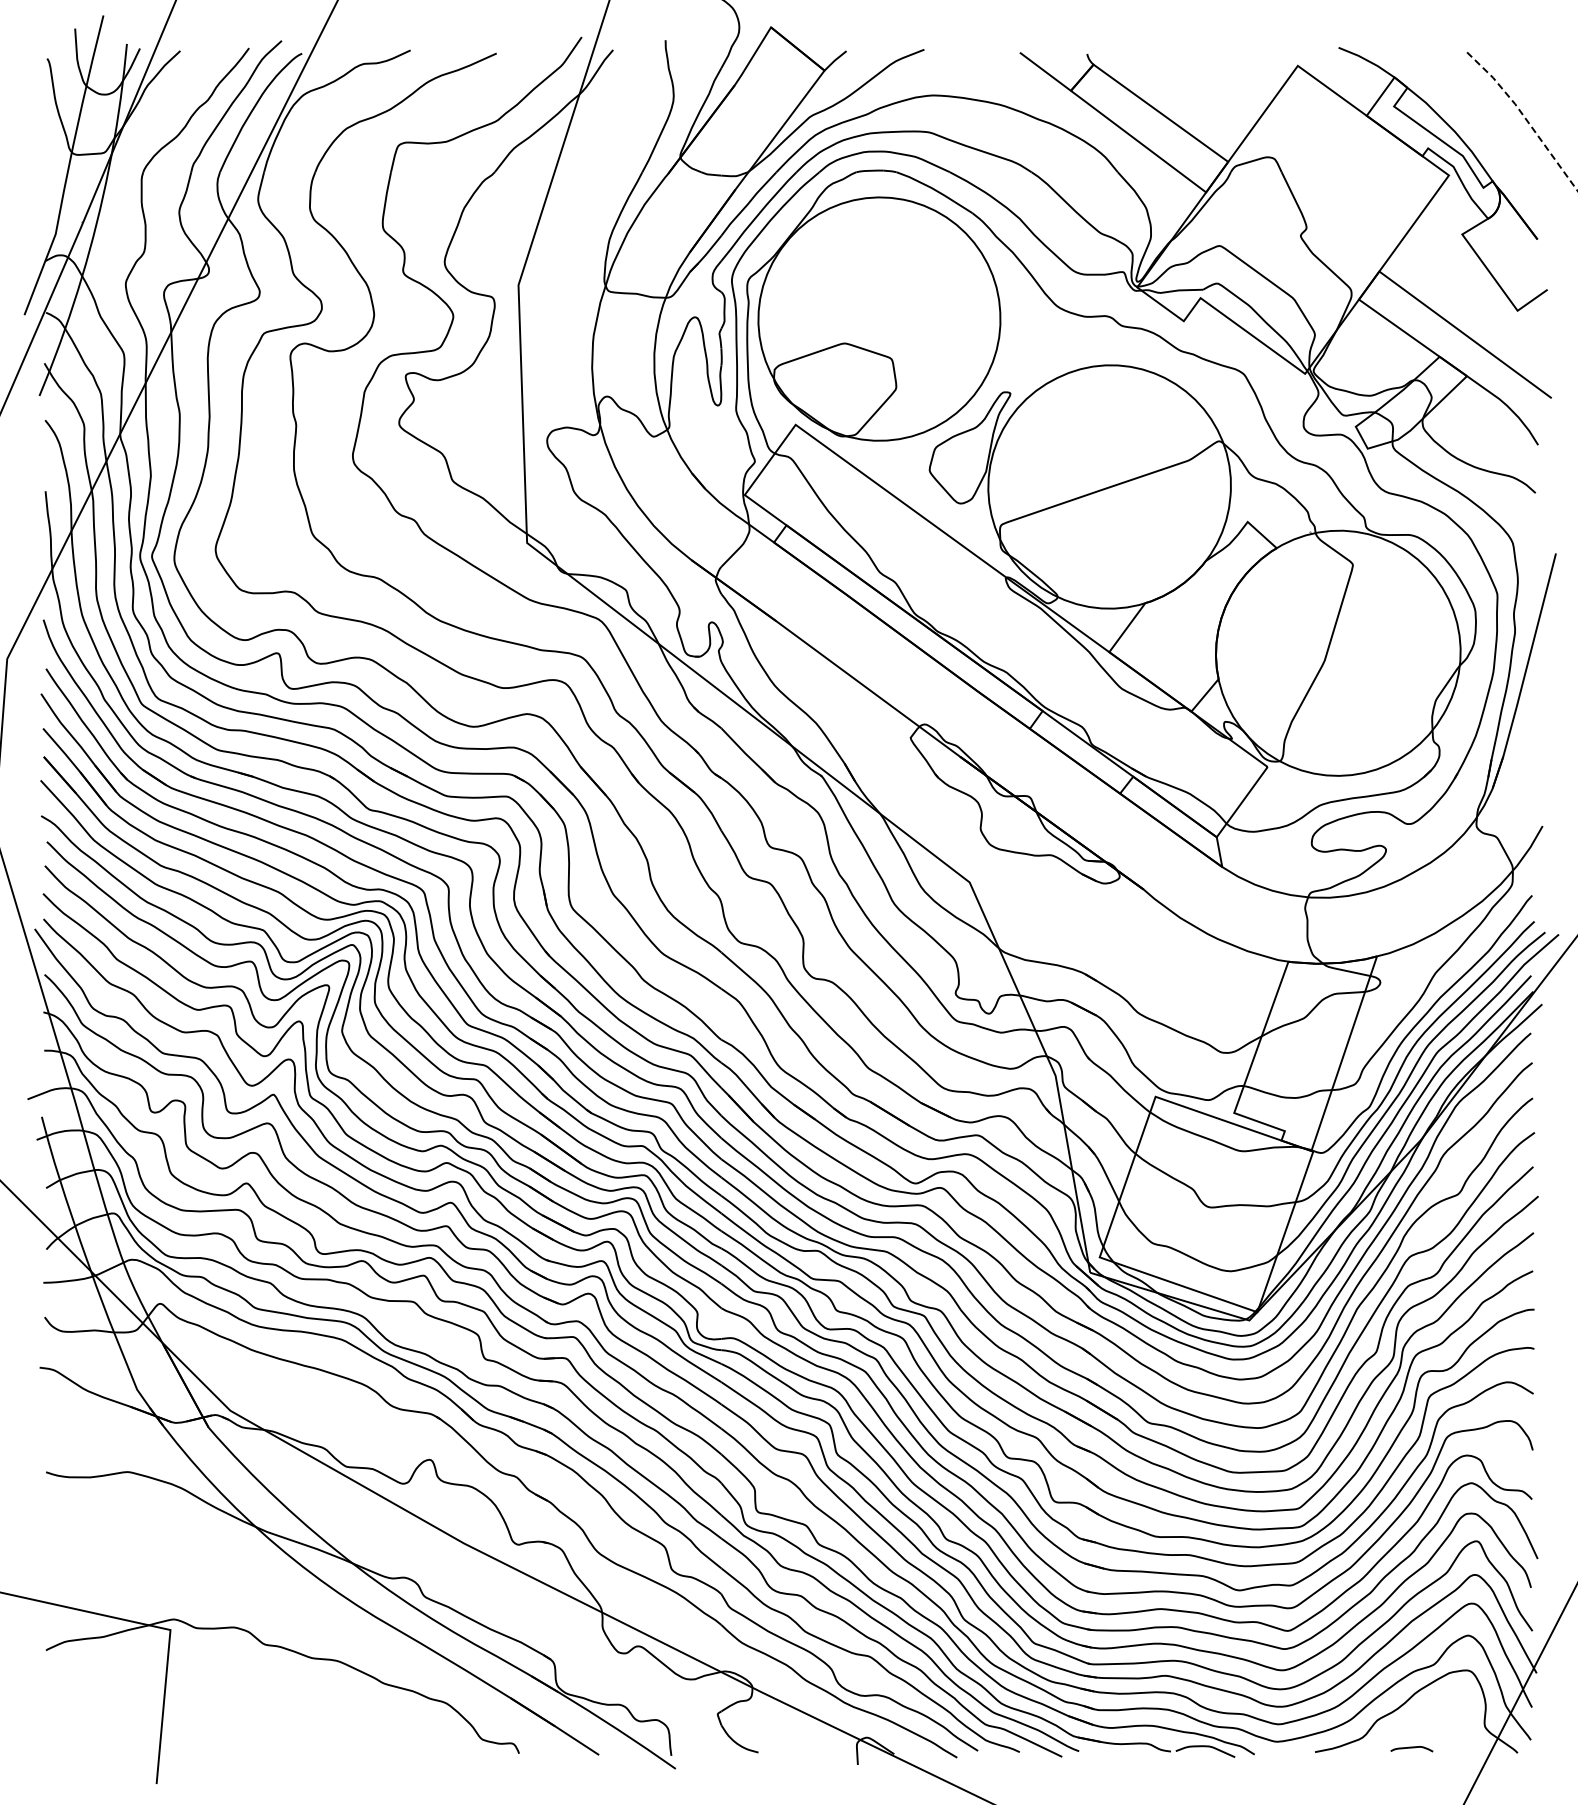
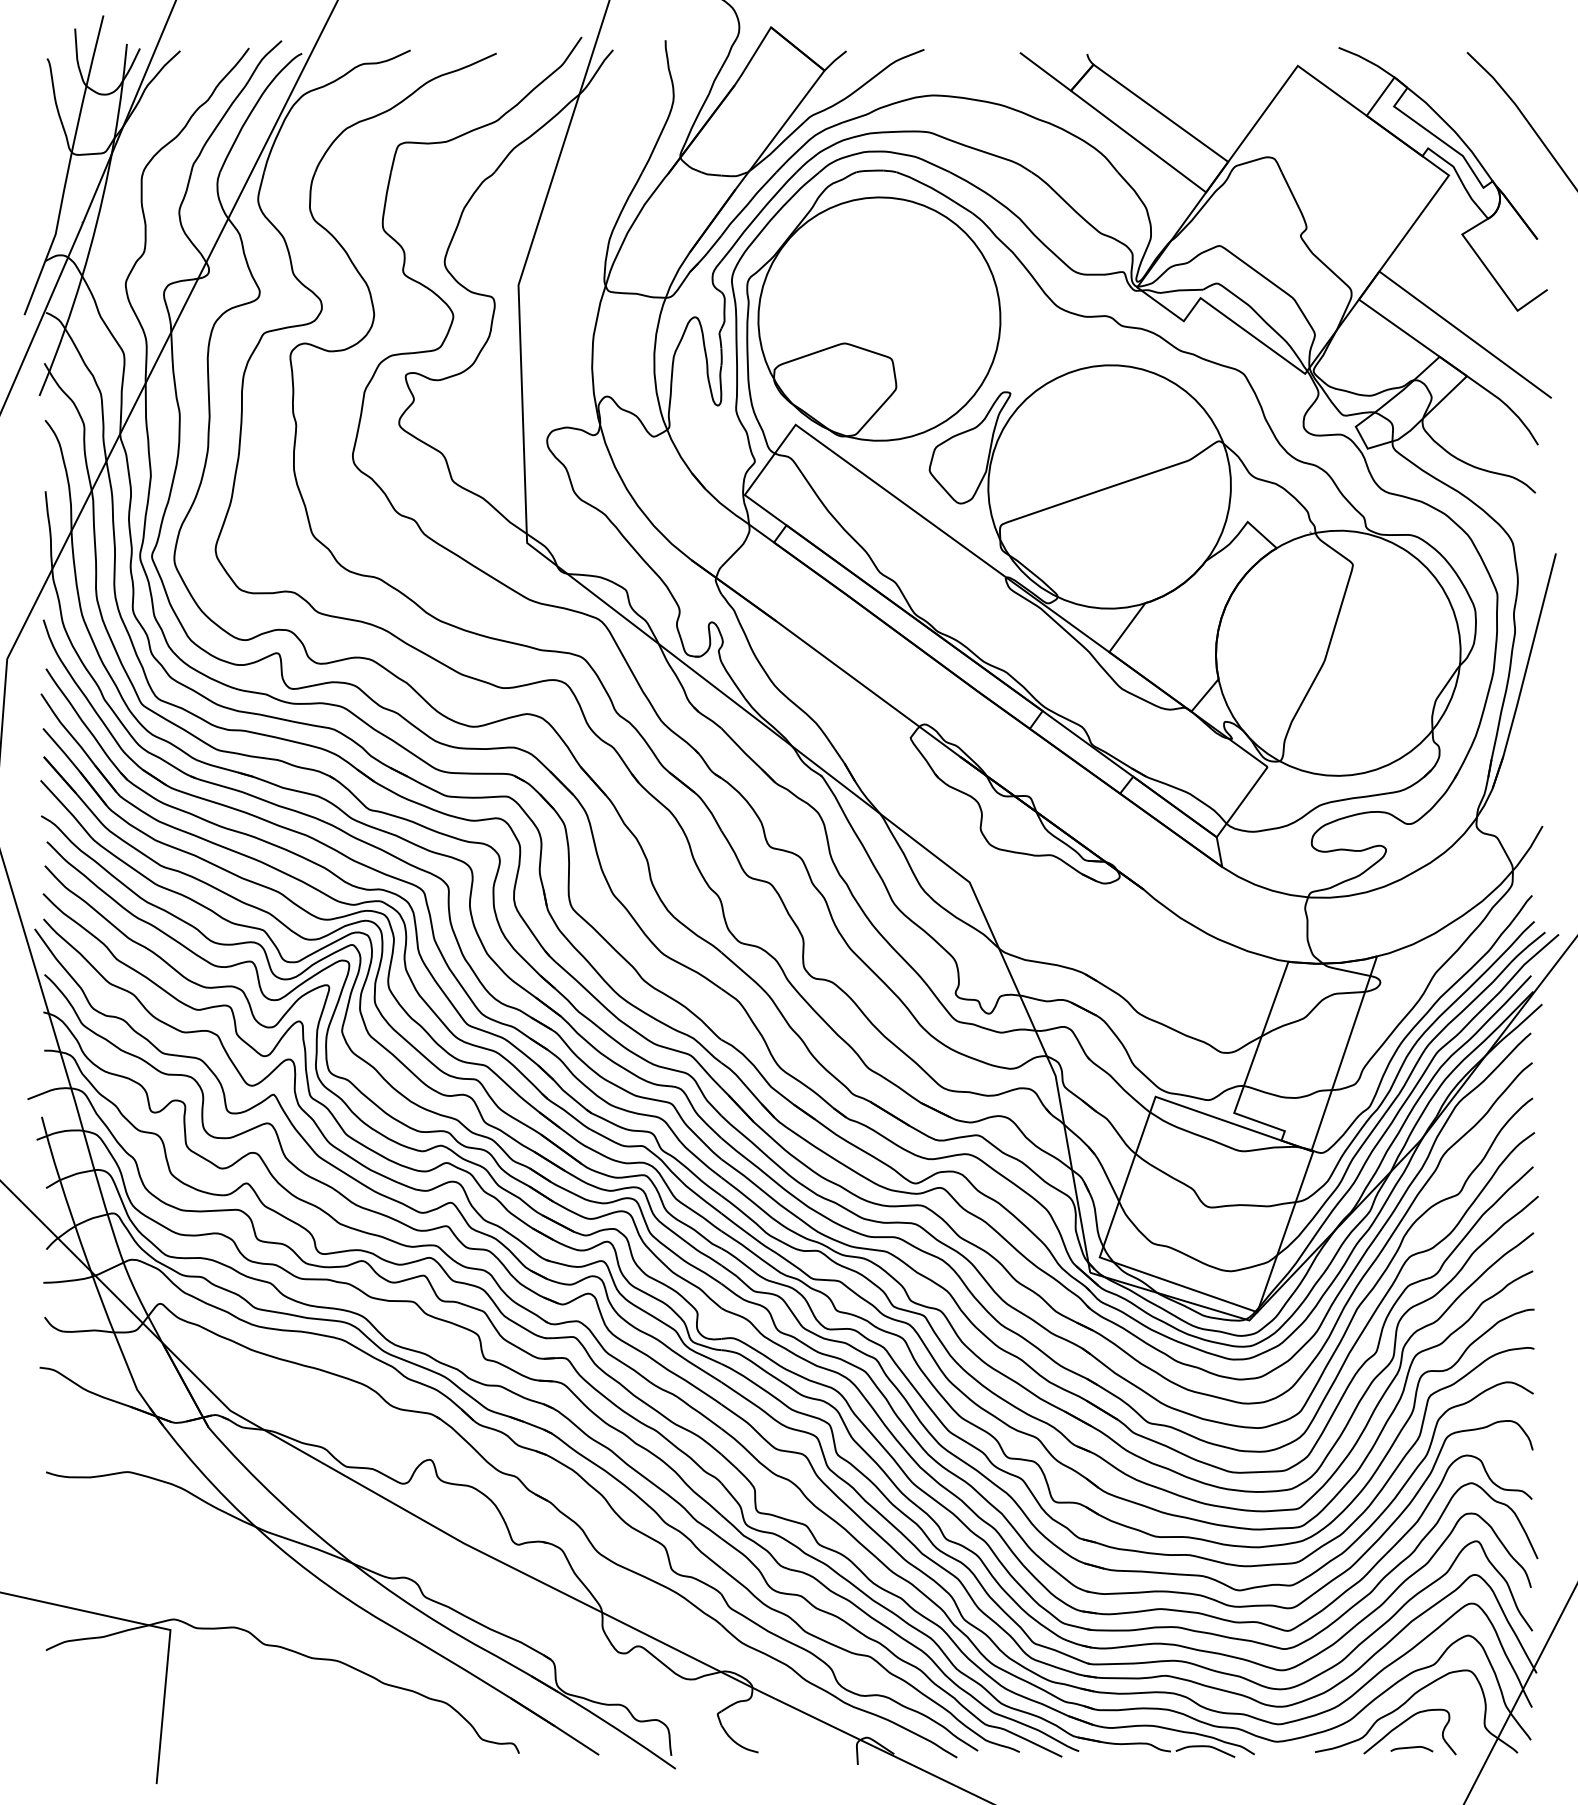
line: dashed -> solid (1525, 117)
curve: none -> present (1405, 1722)
